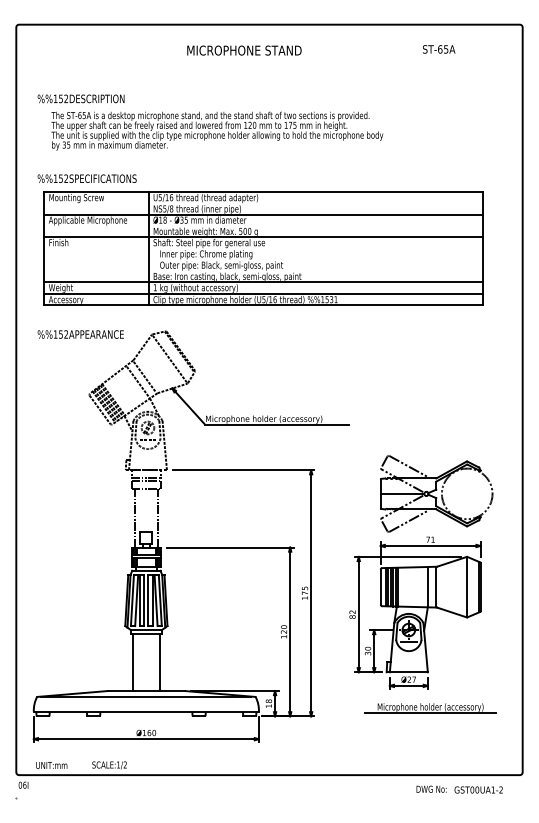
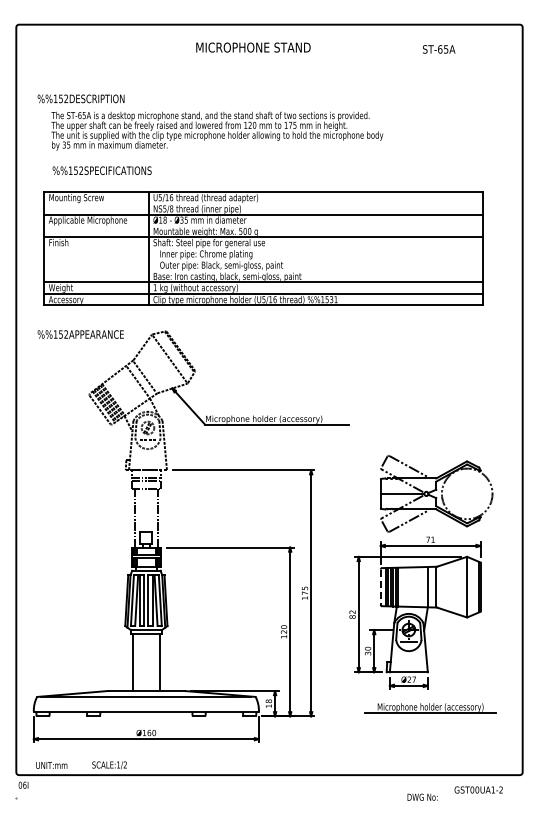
text position: (244, 50) -> (253, 47) (253, 47)
text position: (86, 178) -> (101, 170) (101, 170)
line: solid -> dashed (380, 587)
text position: (431, 788) -> (422, 796) (422, 796)
